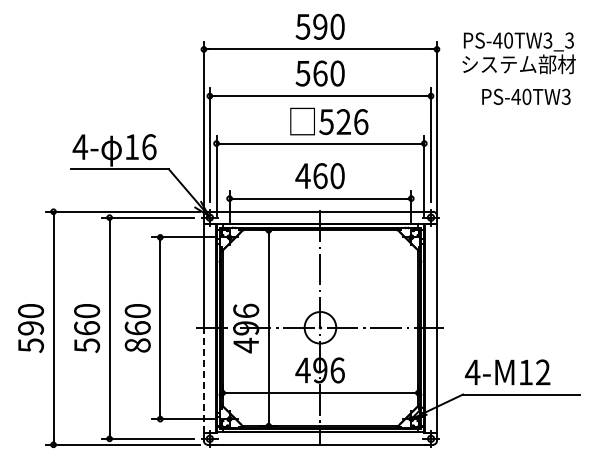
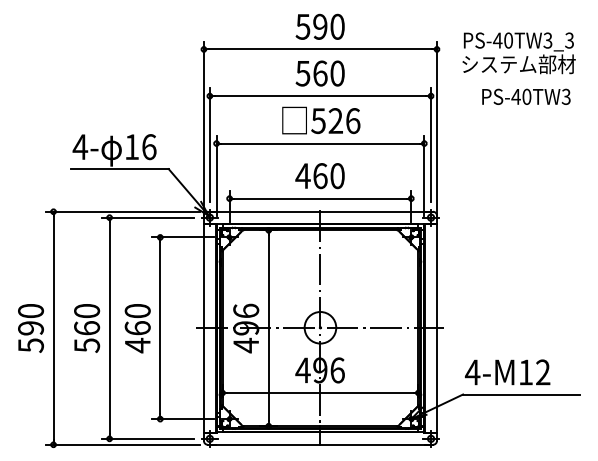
text position: (329, 121) -> (321, 120) (321, 120)
text: 860 -> 460 (137, 345)
line: dashed -> solid (203, 380)
